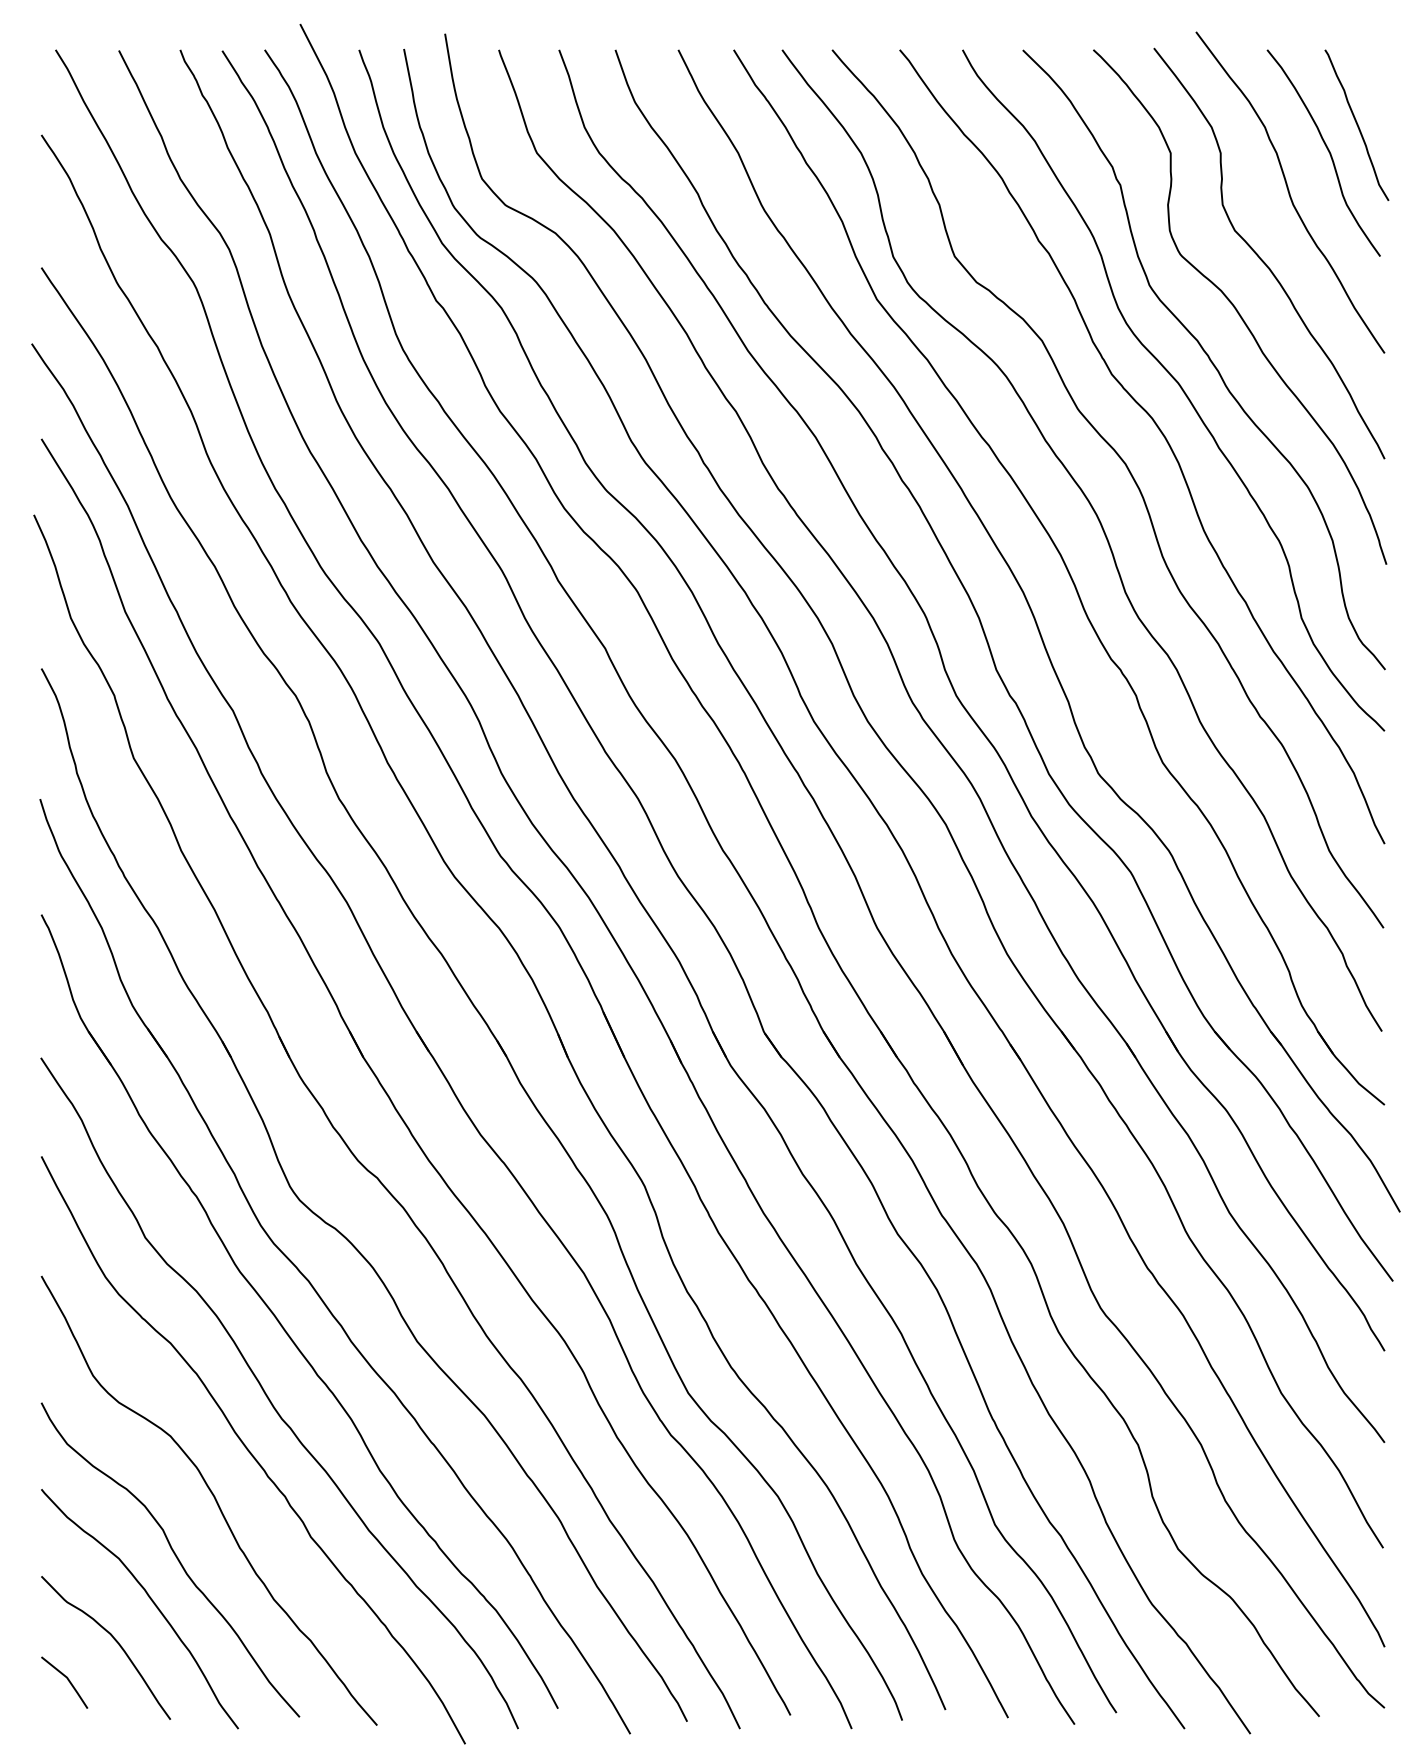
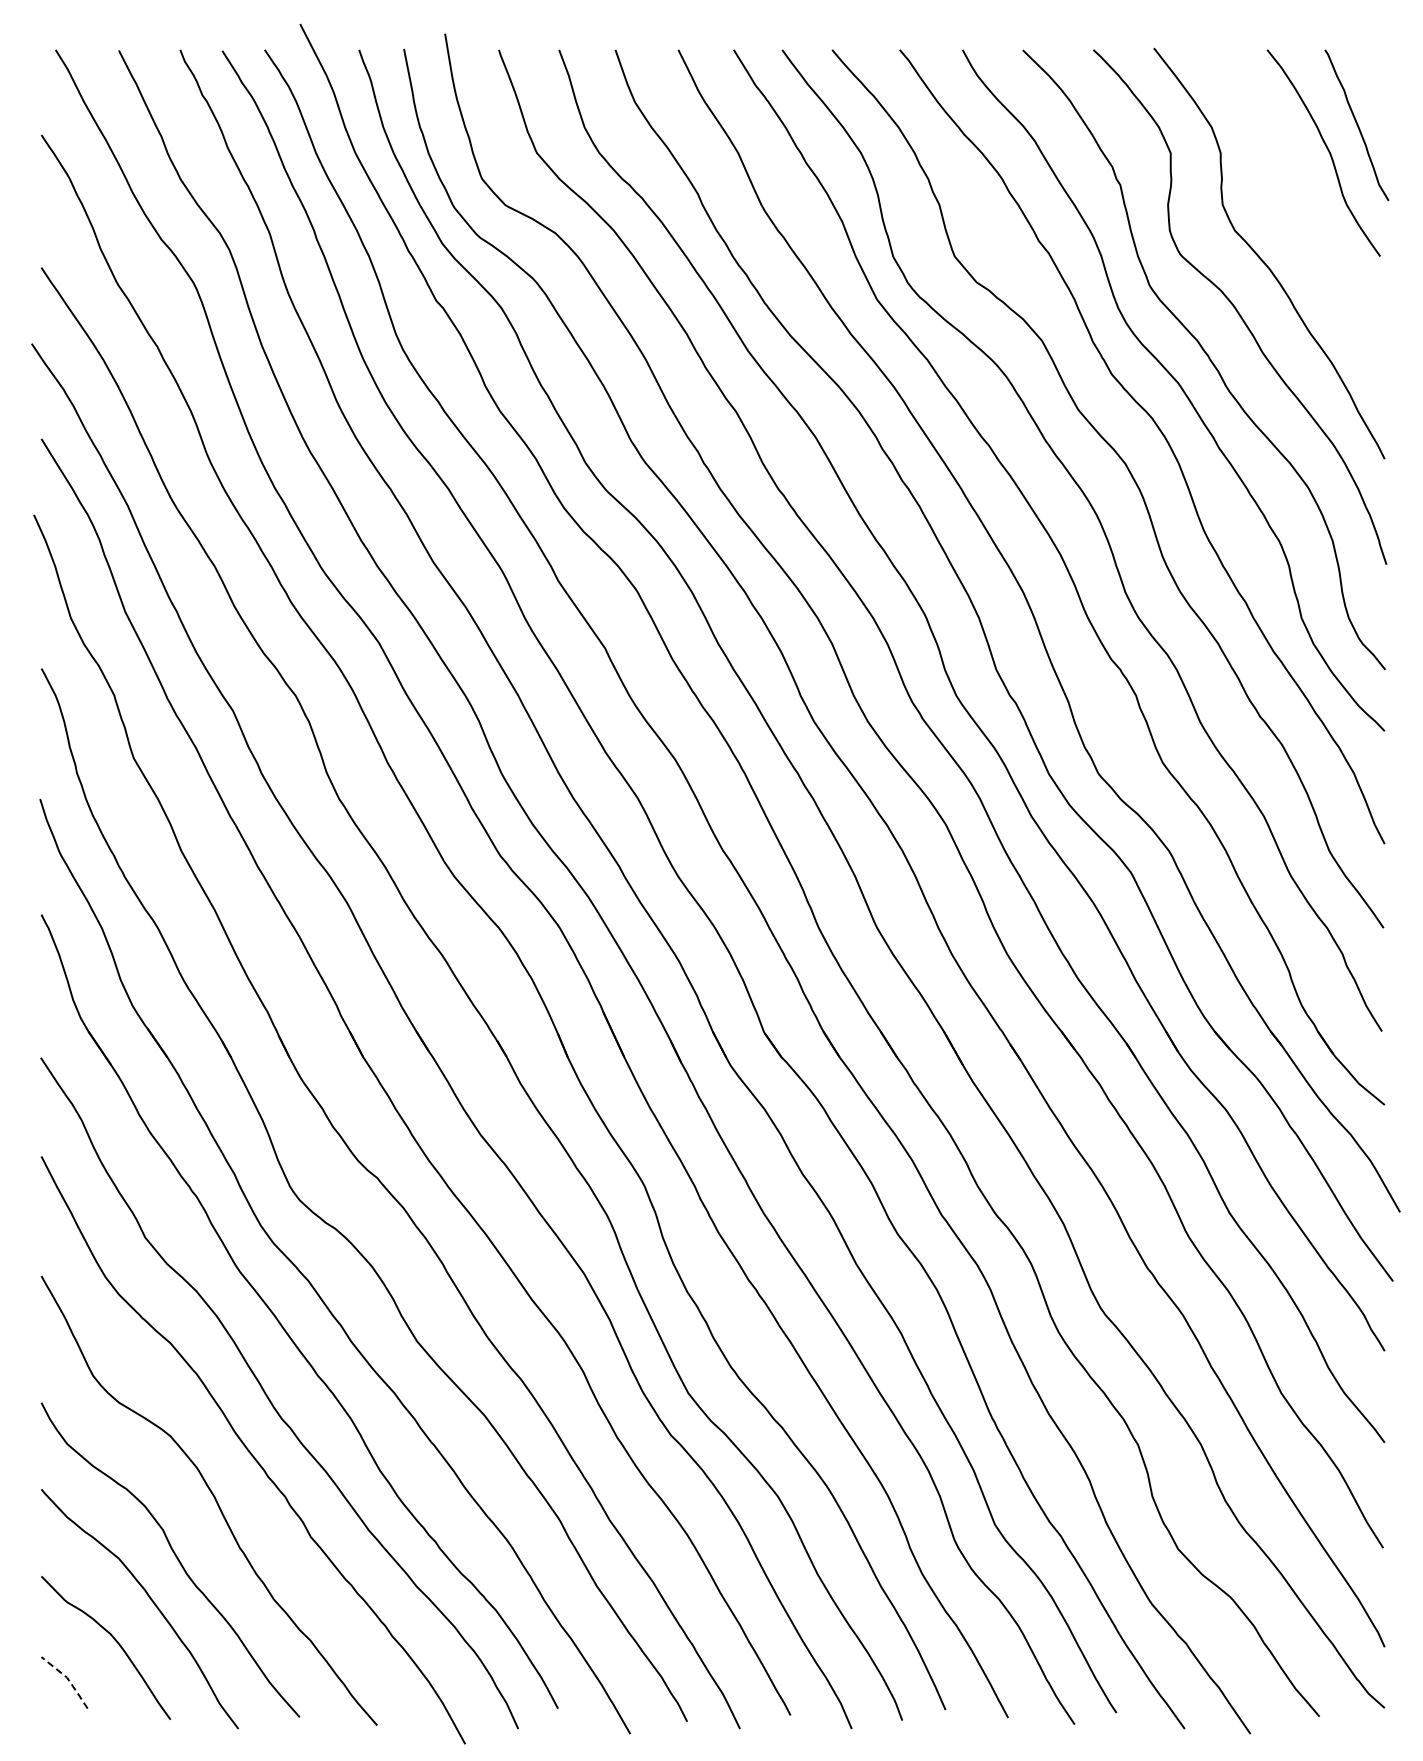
curve: present -> none (1289, 192)
line: solid -> dashed (68, 1679)
